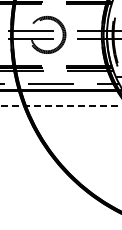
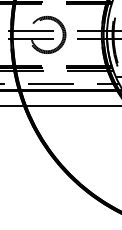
line: dashed -> solid (61, 105)
